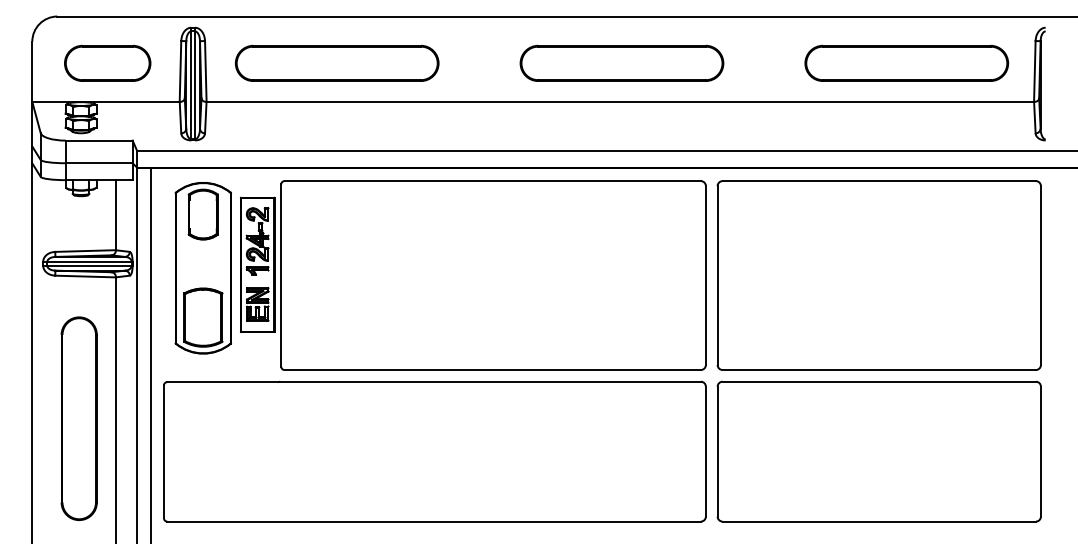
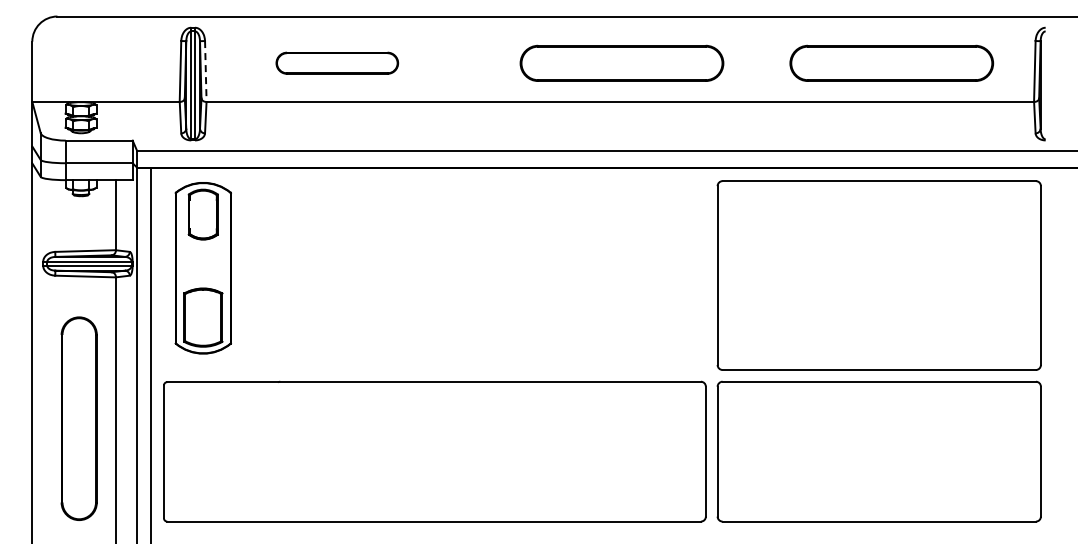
part: present -> none (107, 62)
part size: 205x38 px -> 125x24 px (337, 62)
part position: (906, 62) -> (891, 62) (891, 62)
line: solid -> dashed (205, 72)
part: present -> none (473, 275)
